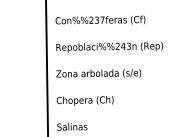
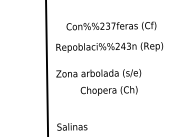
text position: (100, 19) -> (111, 25) (111, 25)
text position: (84, 100) -> (108, 90) (108, 90)
